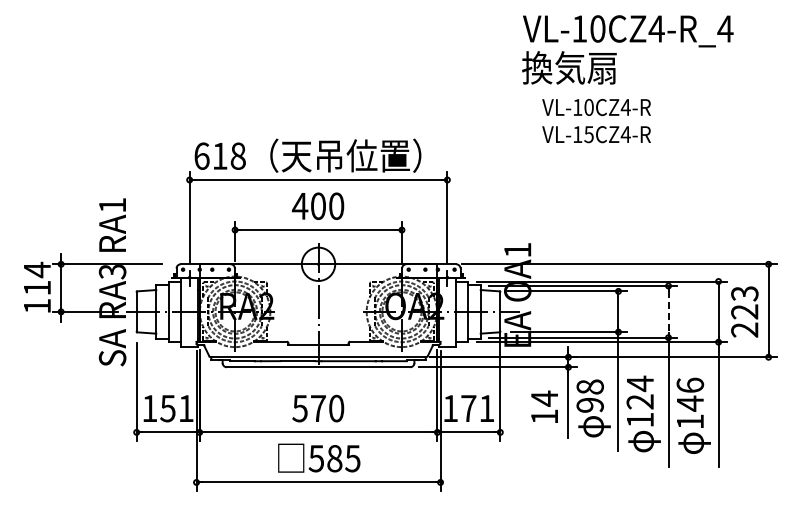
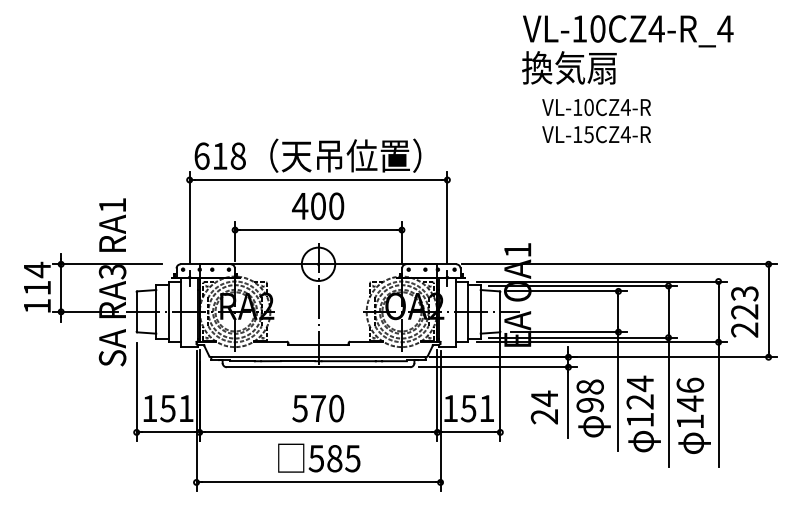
line: dashed -> solid (668, 311)
text: 171 -> 151 (468, 408)
text: 14 -> 24 (543, 416)
